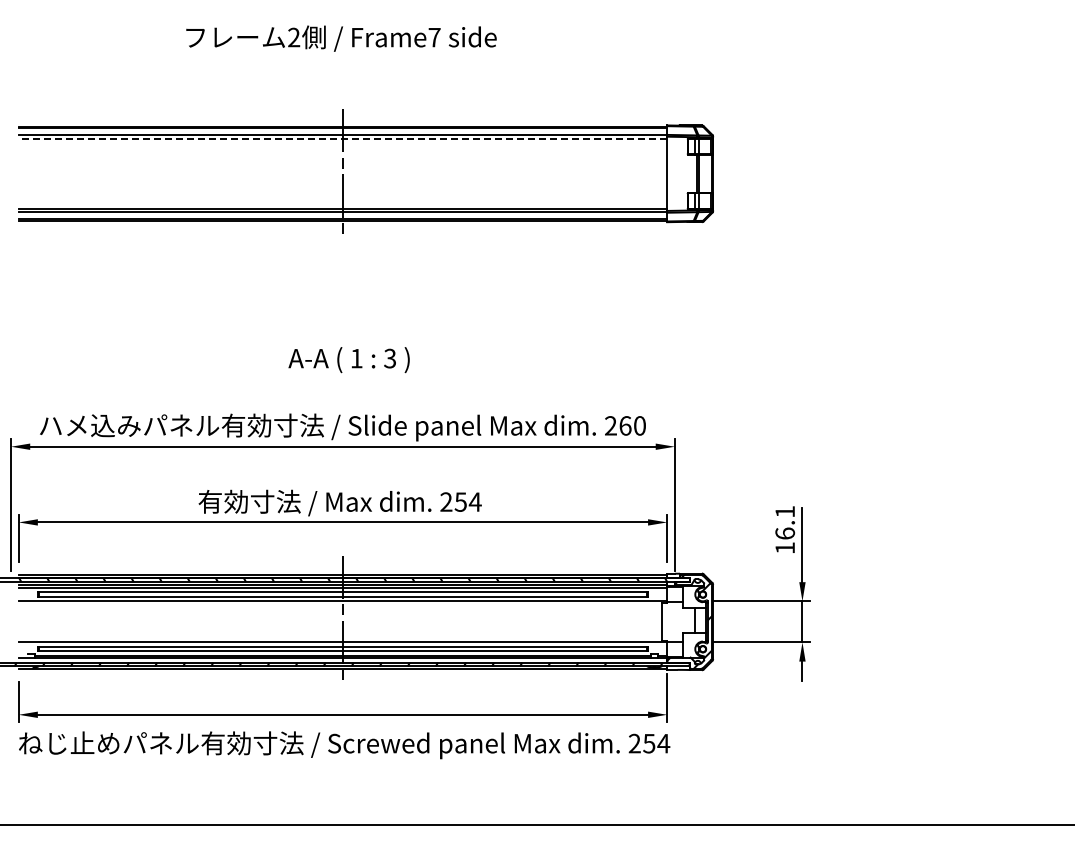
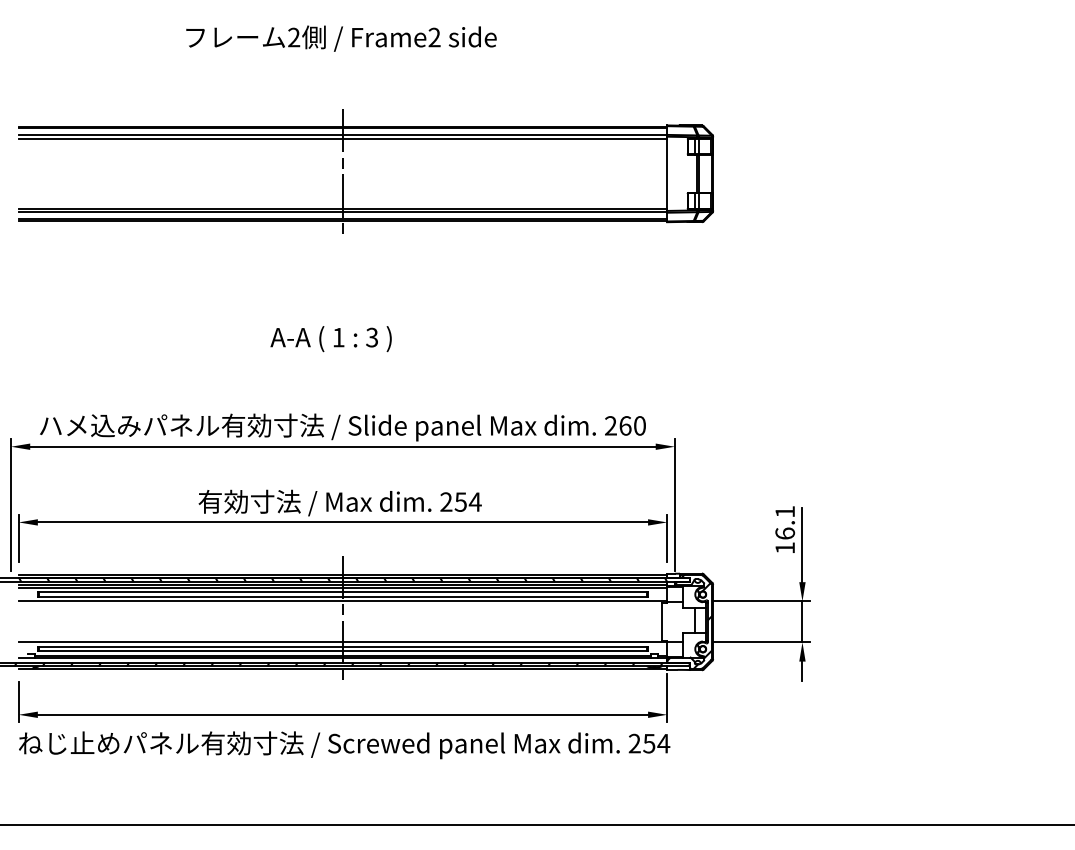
text: Frame7 -> Frame2 (434, 37)
line: dashed -> solid (342, 139)
text position: (348, 360) -> (330, 339) (330, 339)
